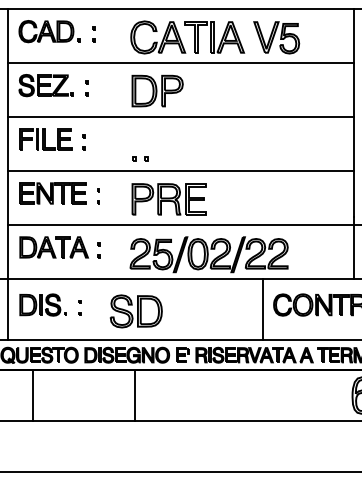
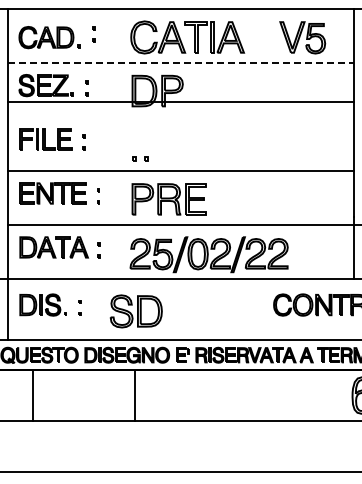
part position: (49, 31) -> (49, 37) (49, 37)
part position: (276, 37) -> (302, 37) (302, 37)
line: solid -> dashed (181, 62)
line position: (180, 116) -> (180, 101) (180, 101)
line: present -> none (262, 308)
